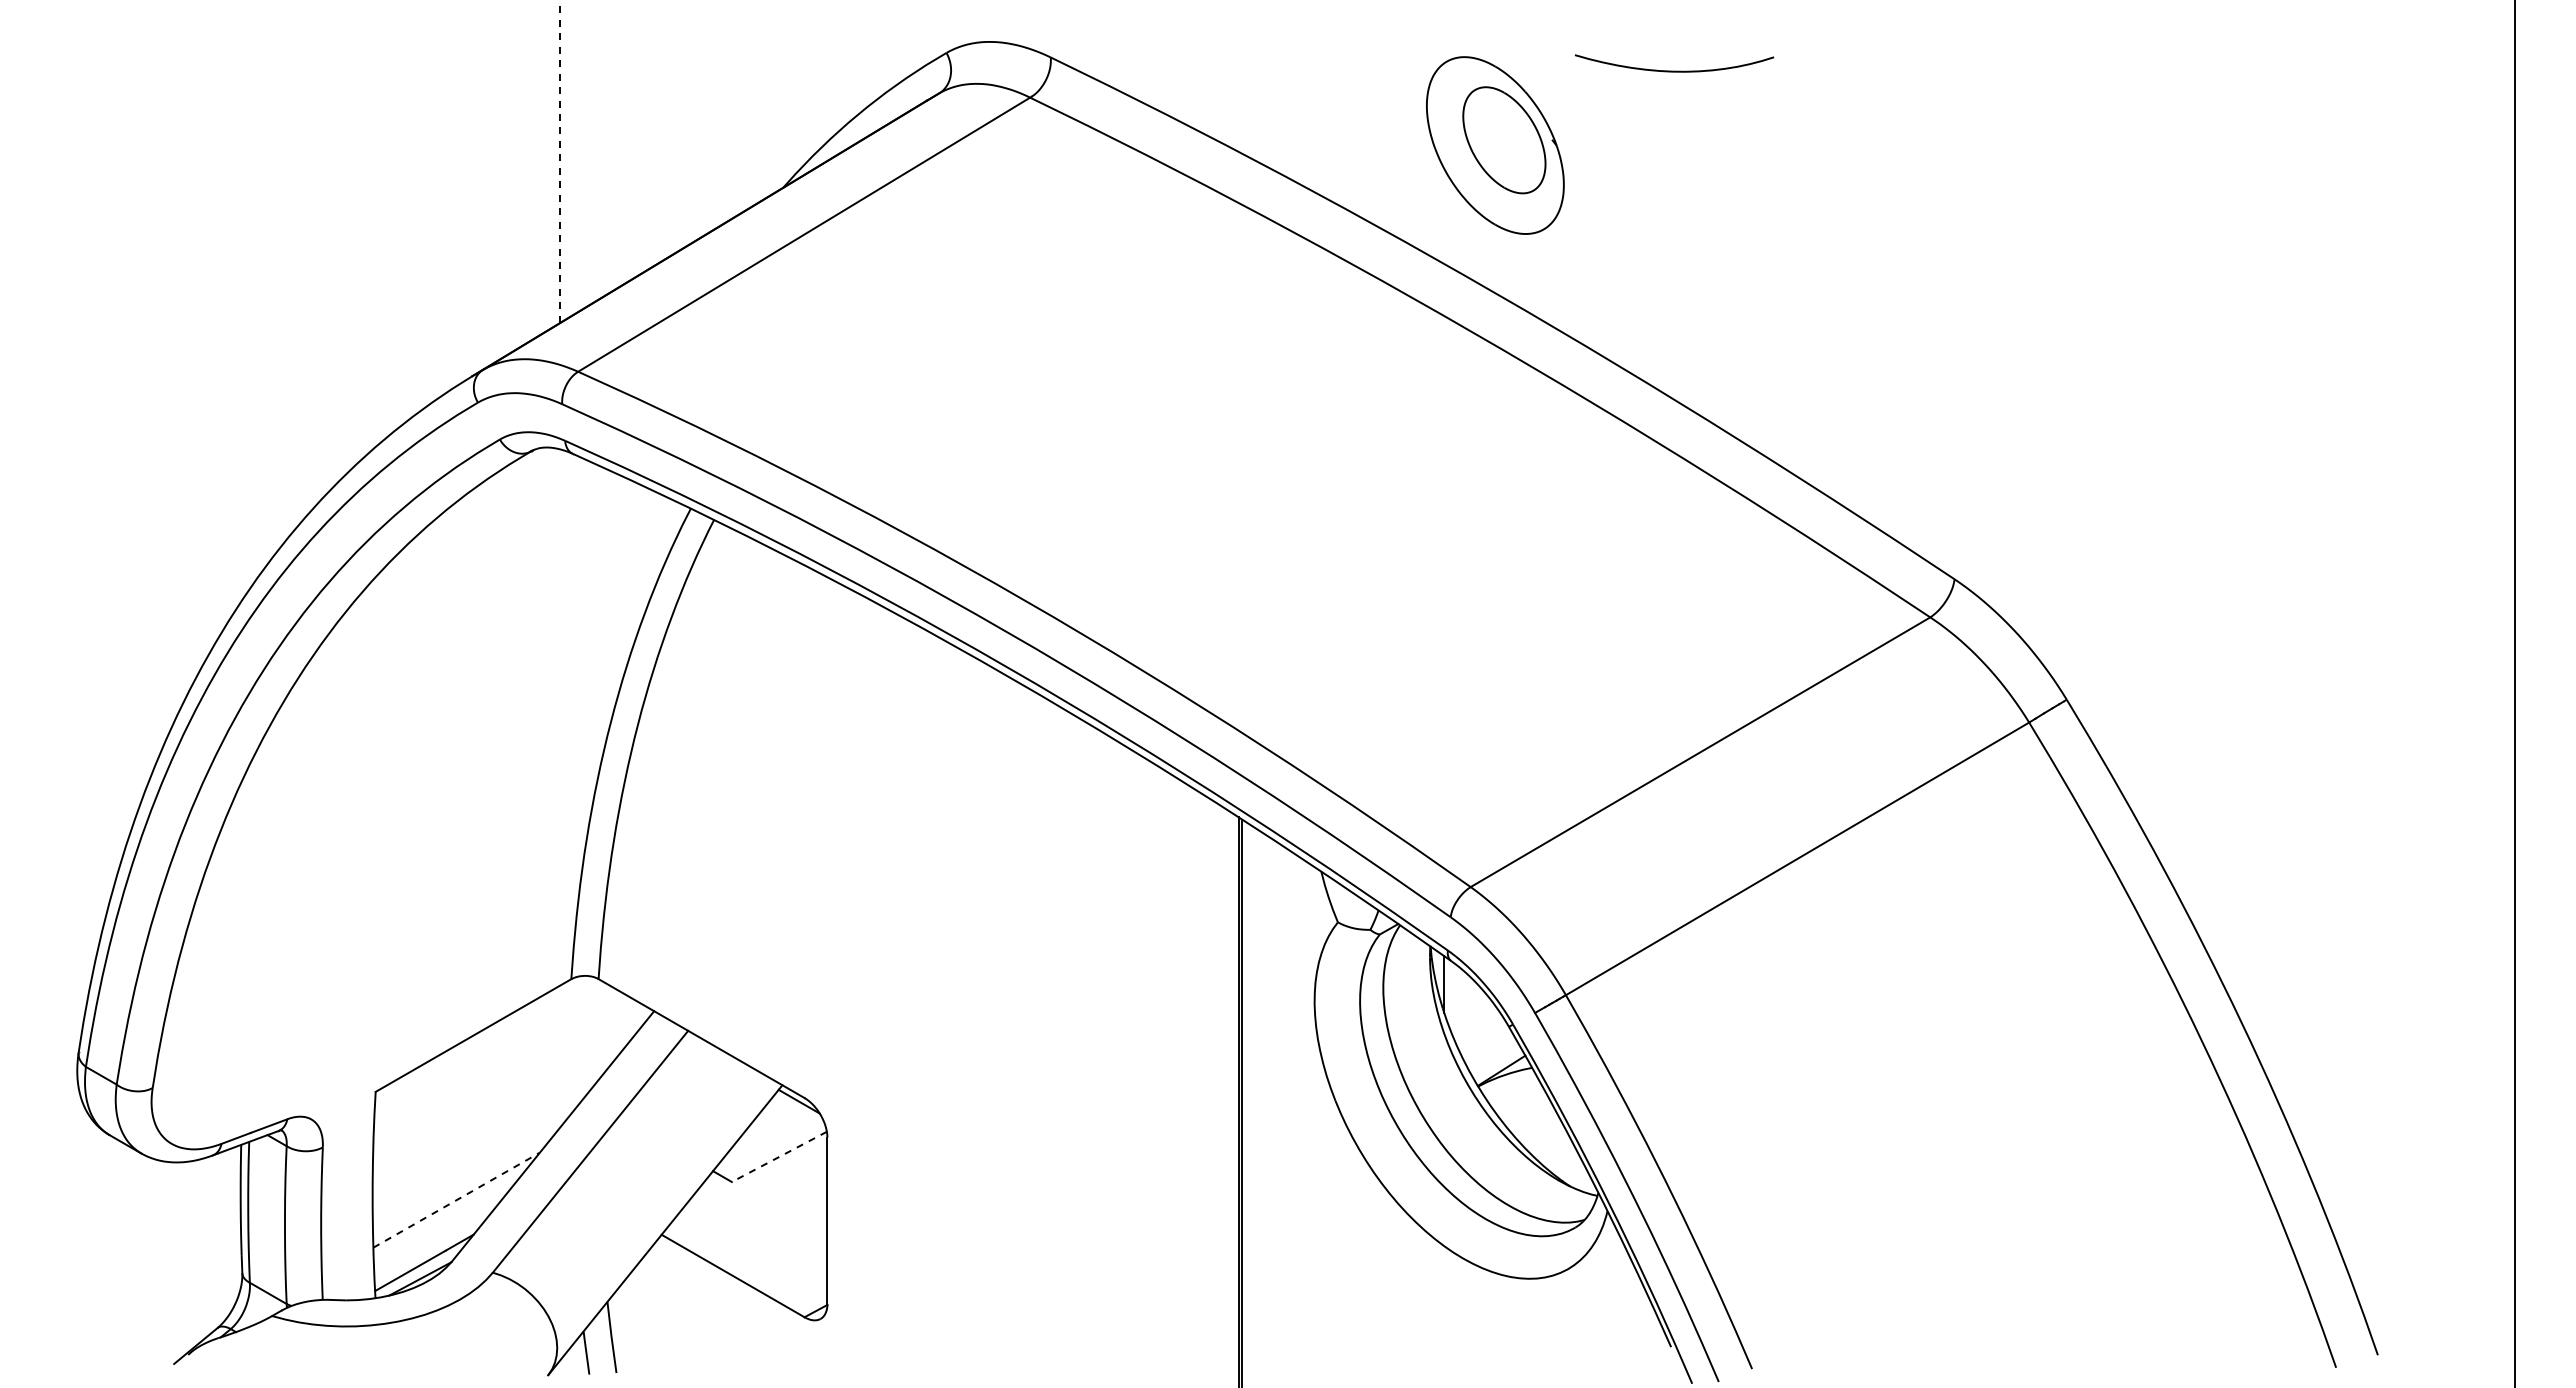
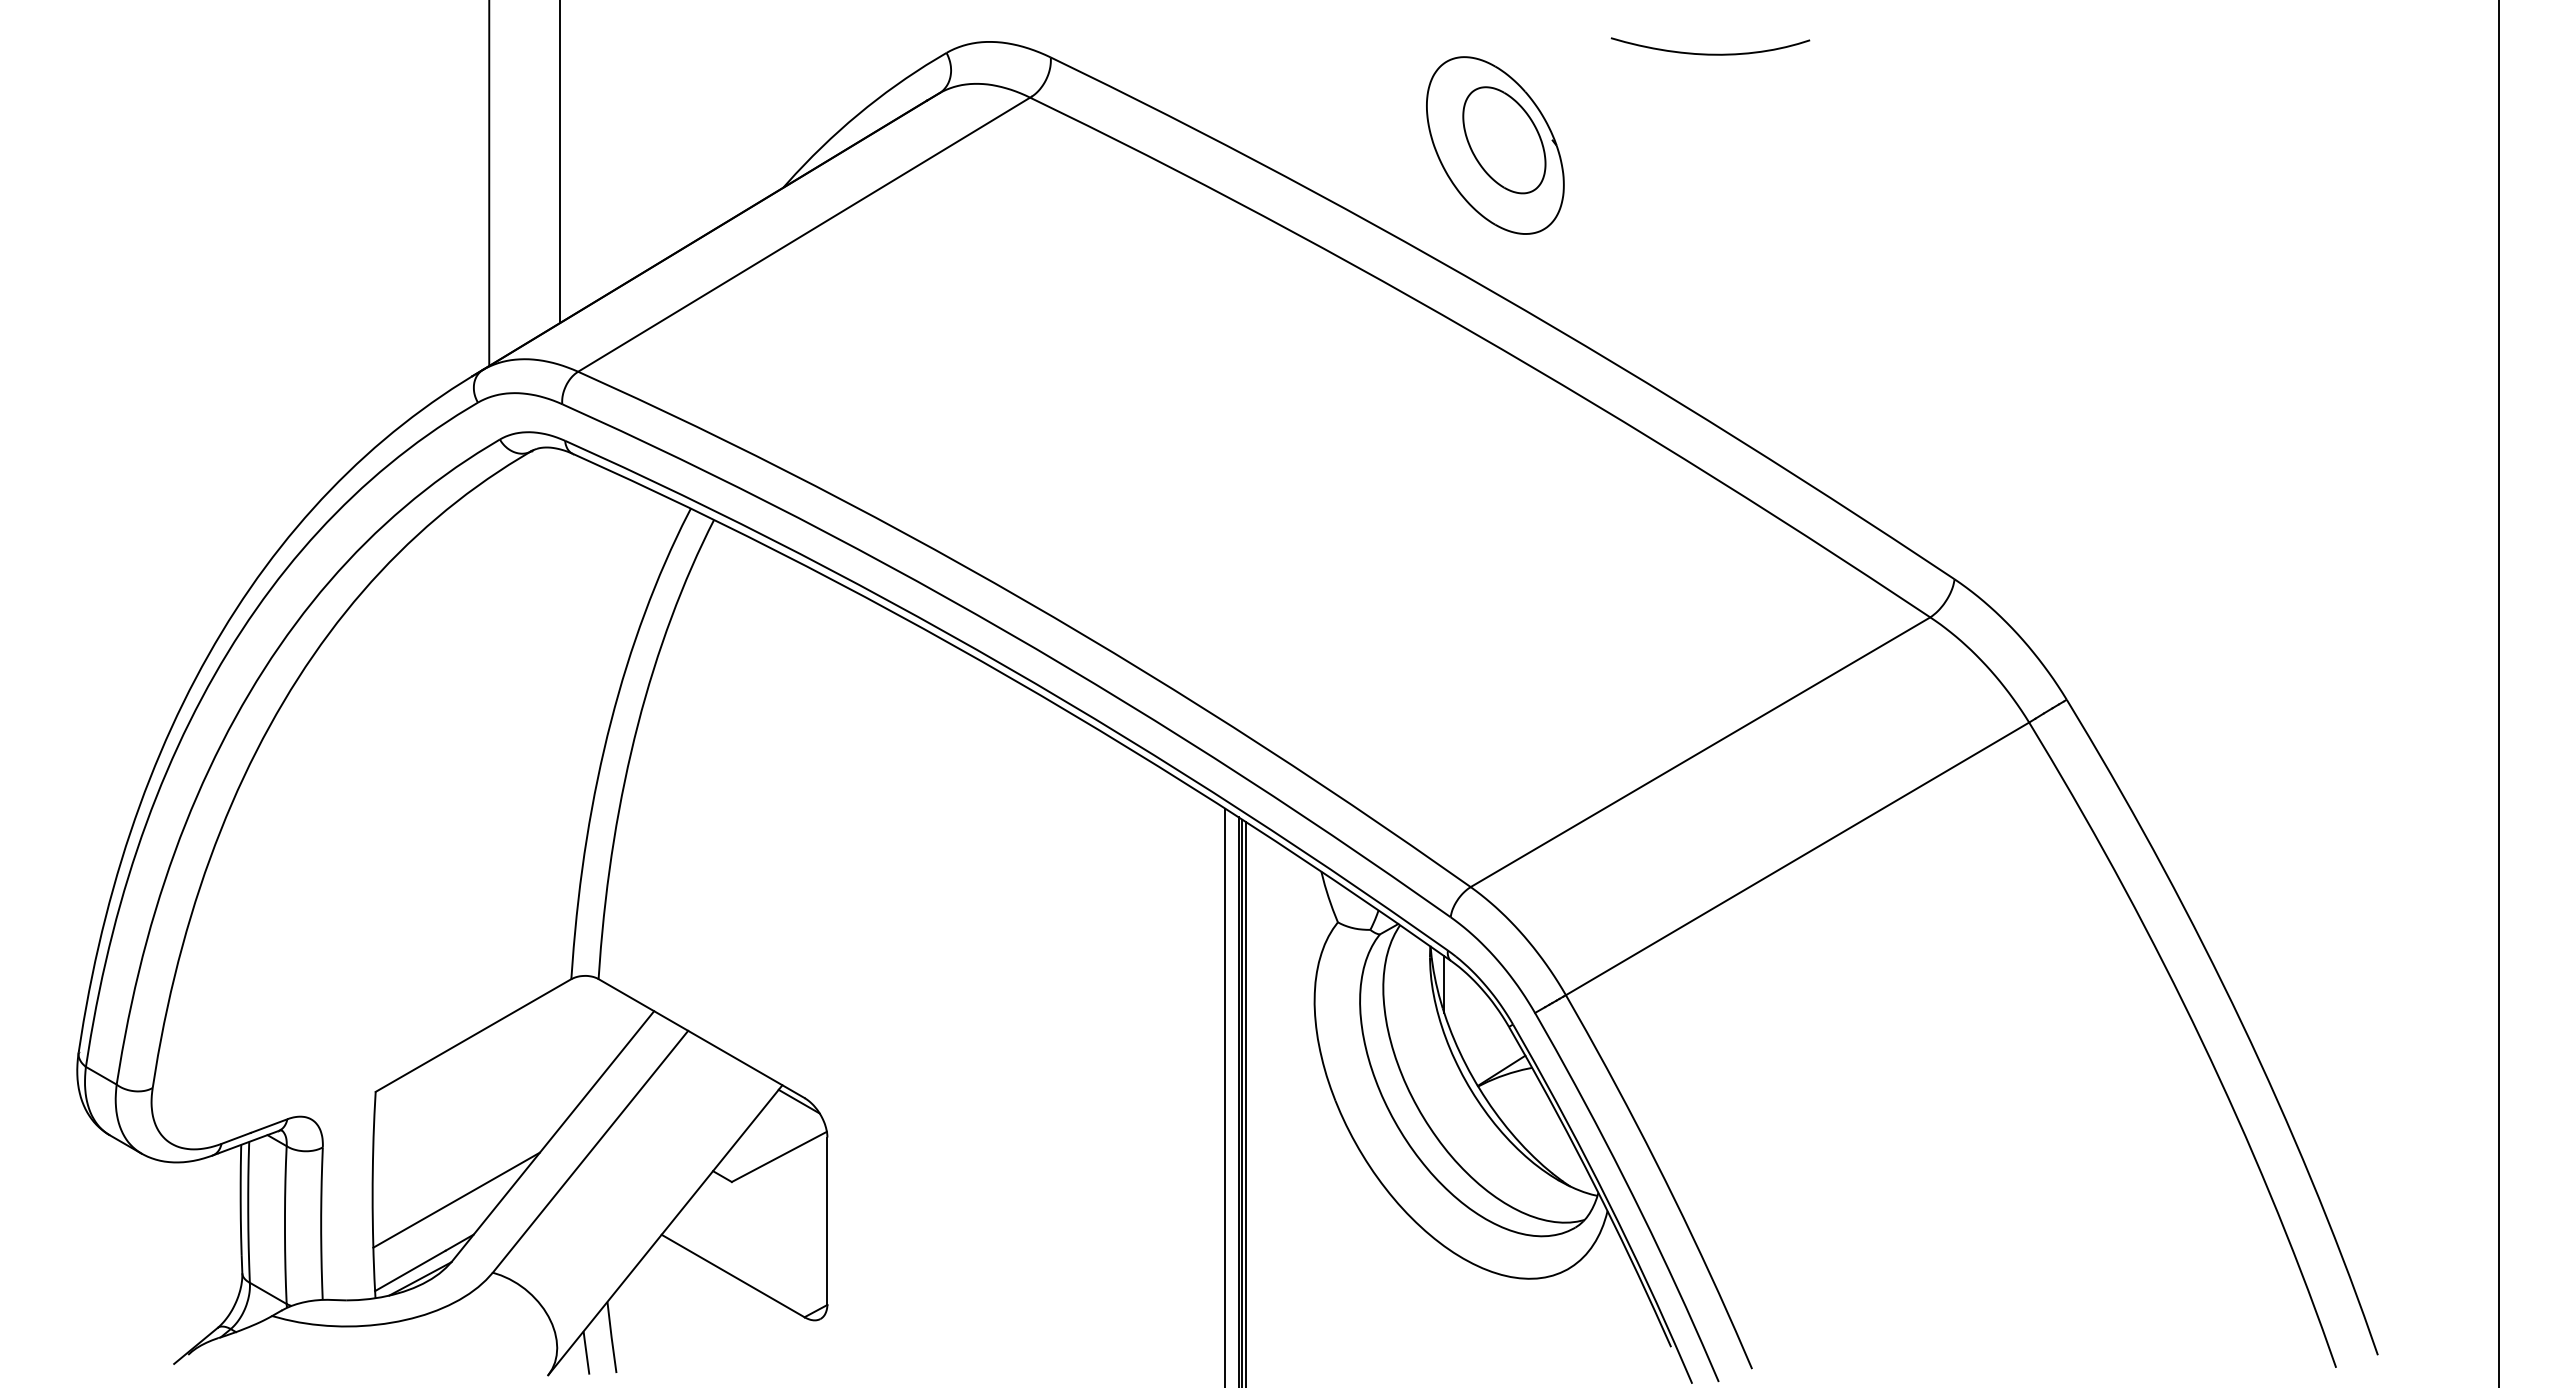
curve position: (1674, 70) -> (1710, 53) (1710, 53)
line: dashed -> solid (560, 160)
line: none -> present (489, 184)
line position: (2514, 693) -> (2498, 693) (2498, 693)
line: none -> present (1225, 1096)
line: none -> present (1245, 1103)
line: dashed -> solid (779, 1156)
line: dashed -> solid (456, 1200)
